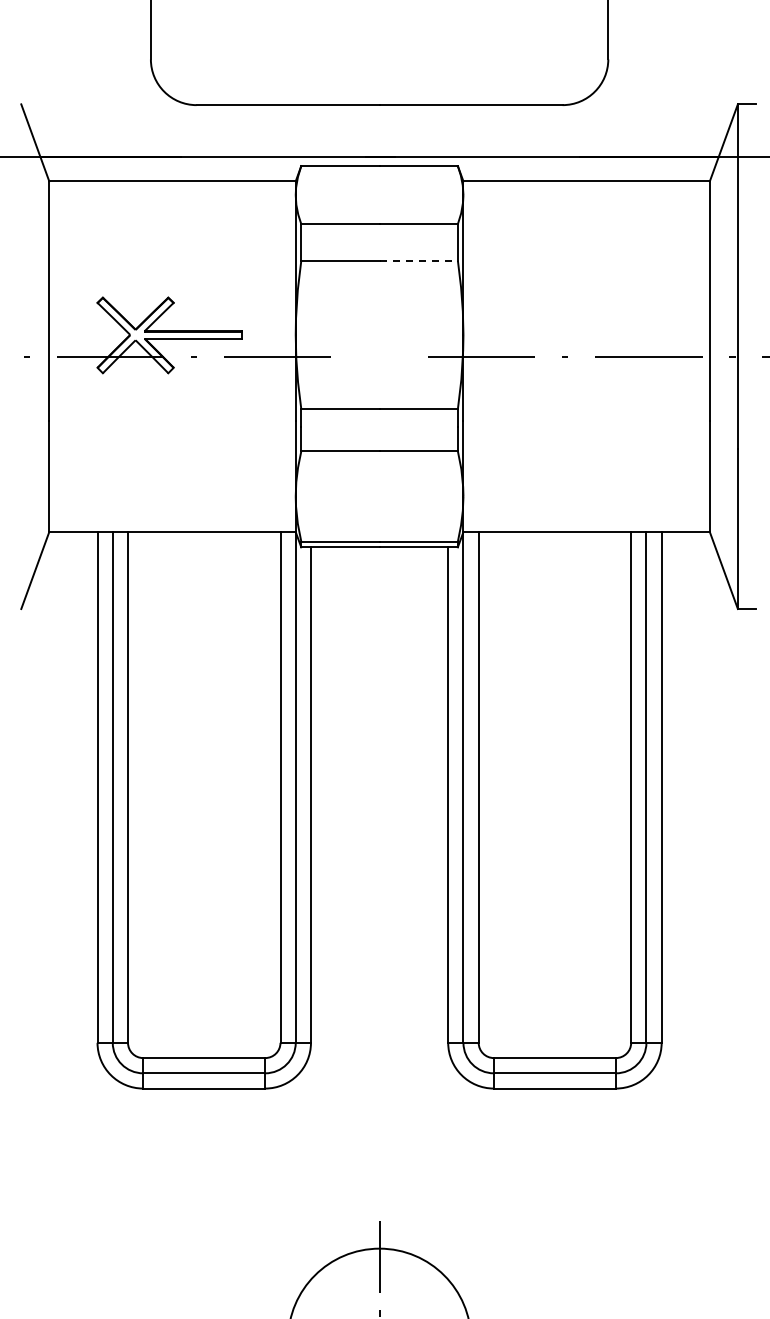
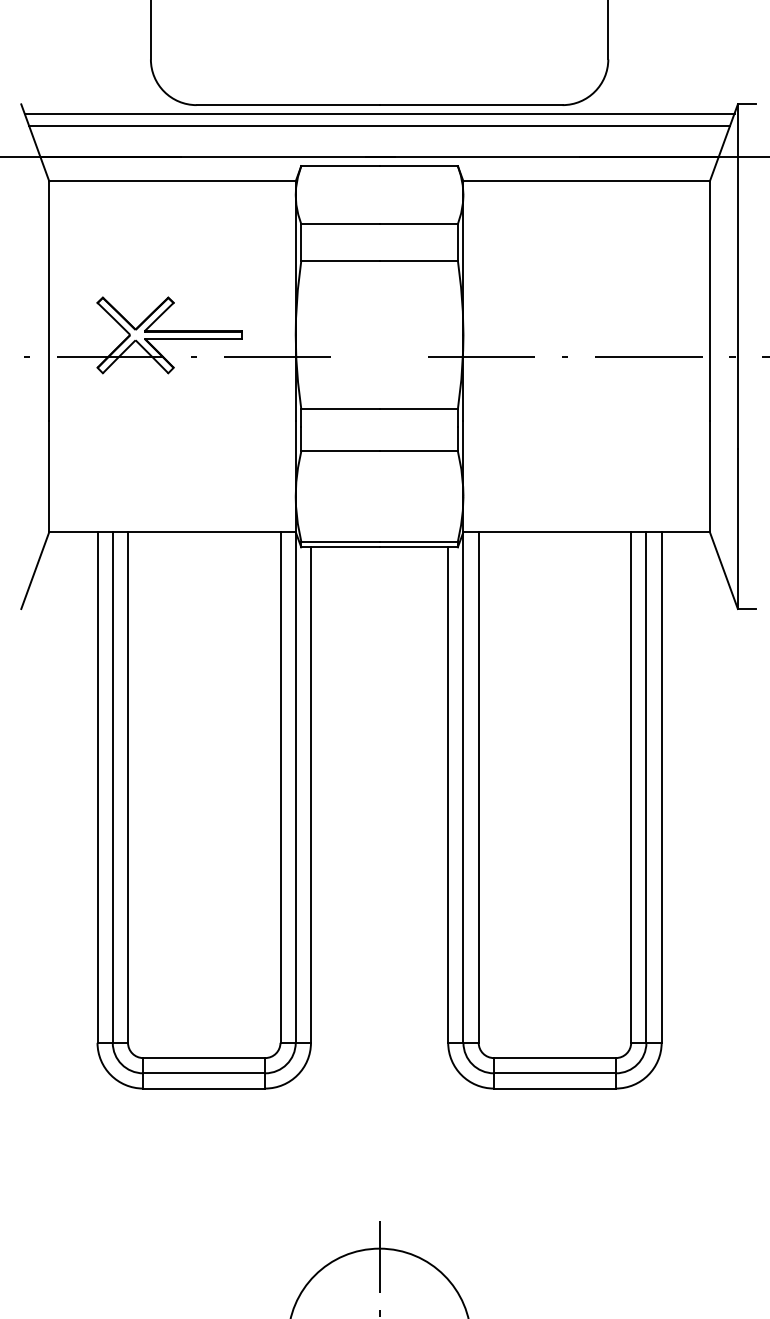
line: none -> present (379, 113)
line: none -> present (379, 126)
line: dashed -> solid (419, 260)
